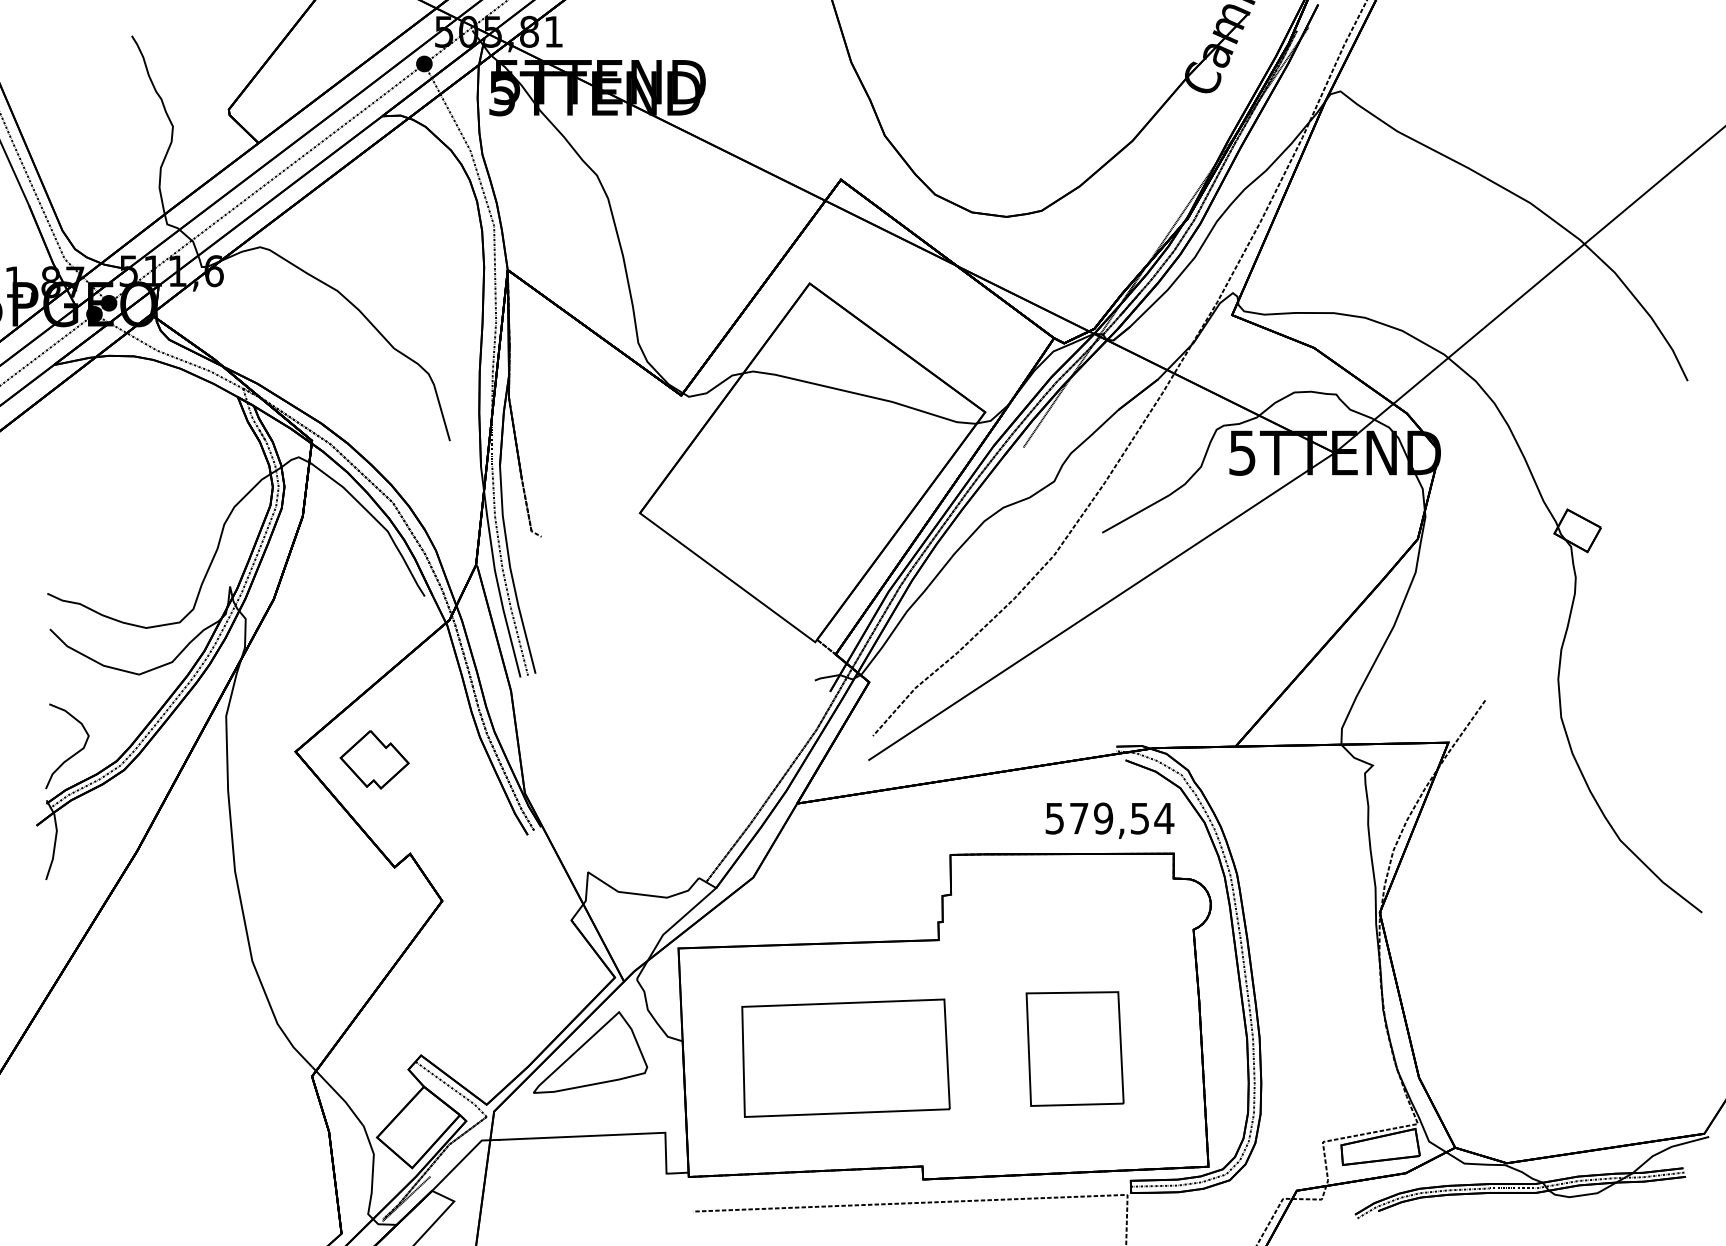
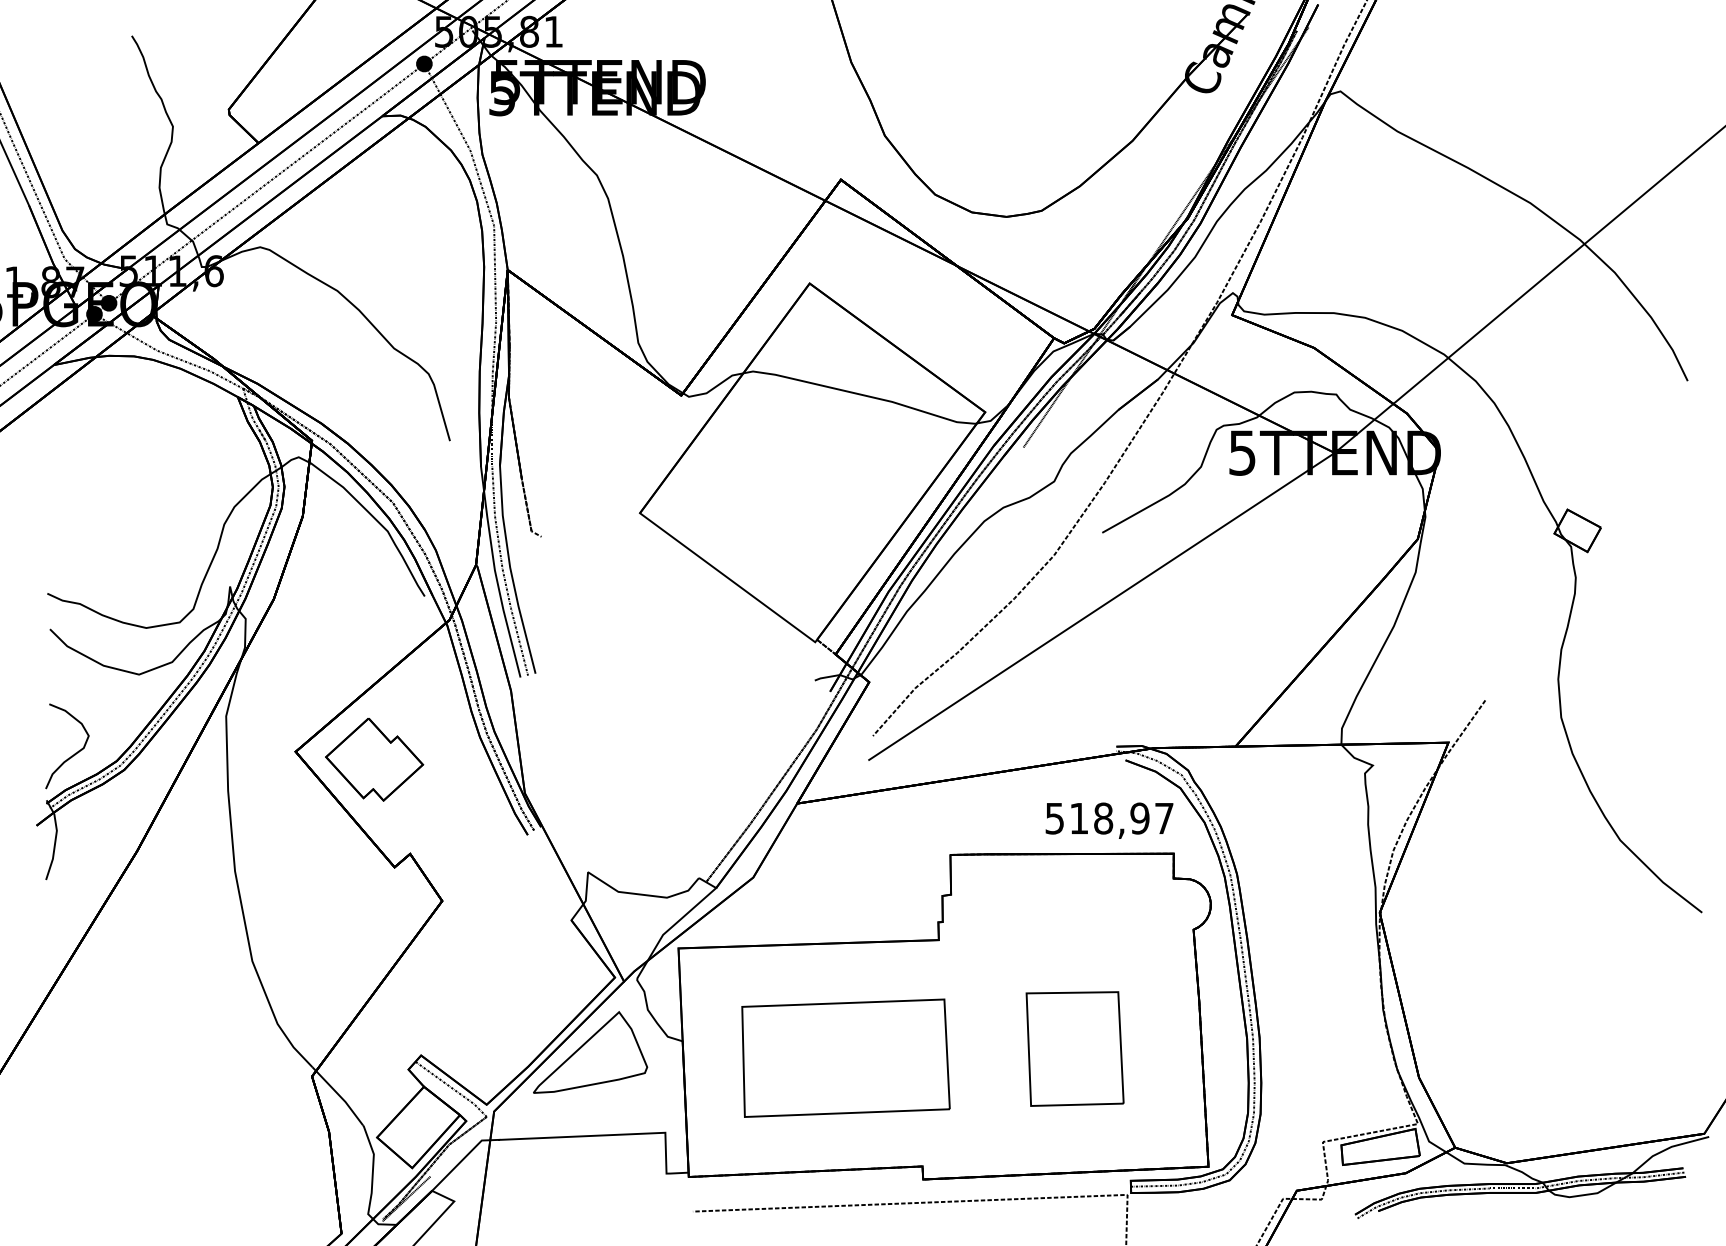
part size: 71x60 px -> 100x84 px (374, 759)
text: 579,54 -> 518,97 (1122, 818)
